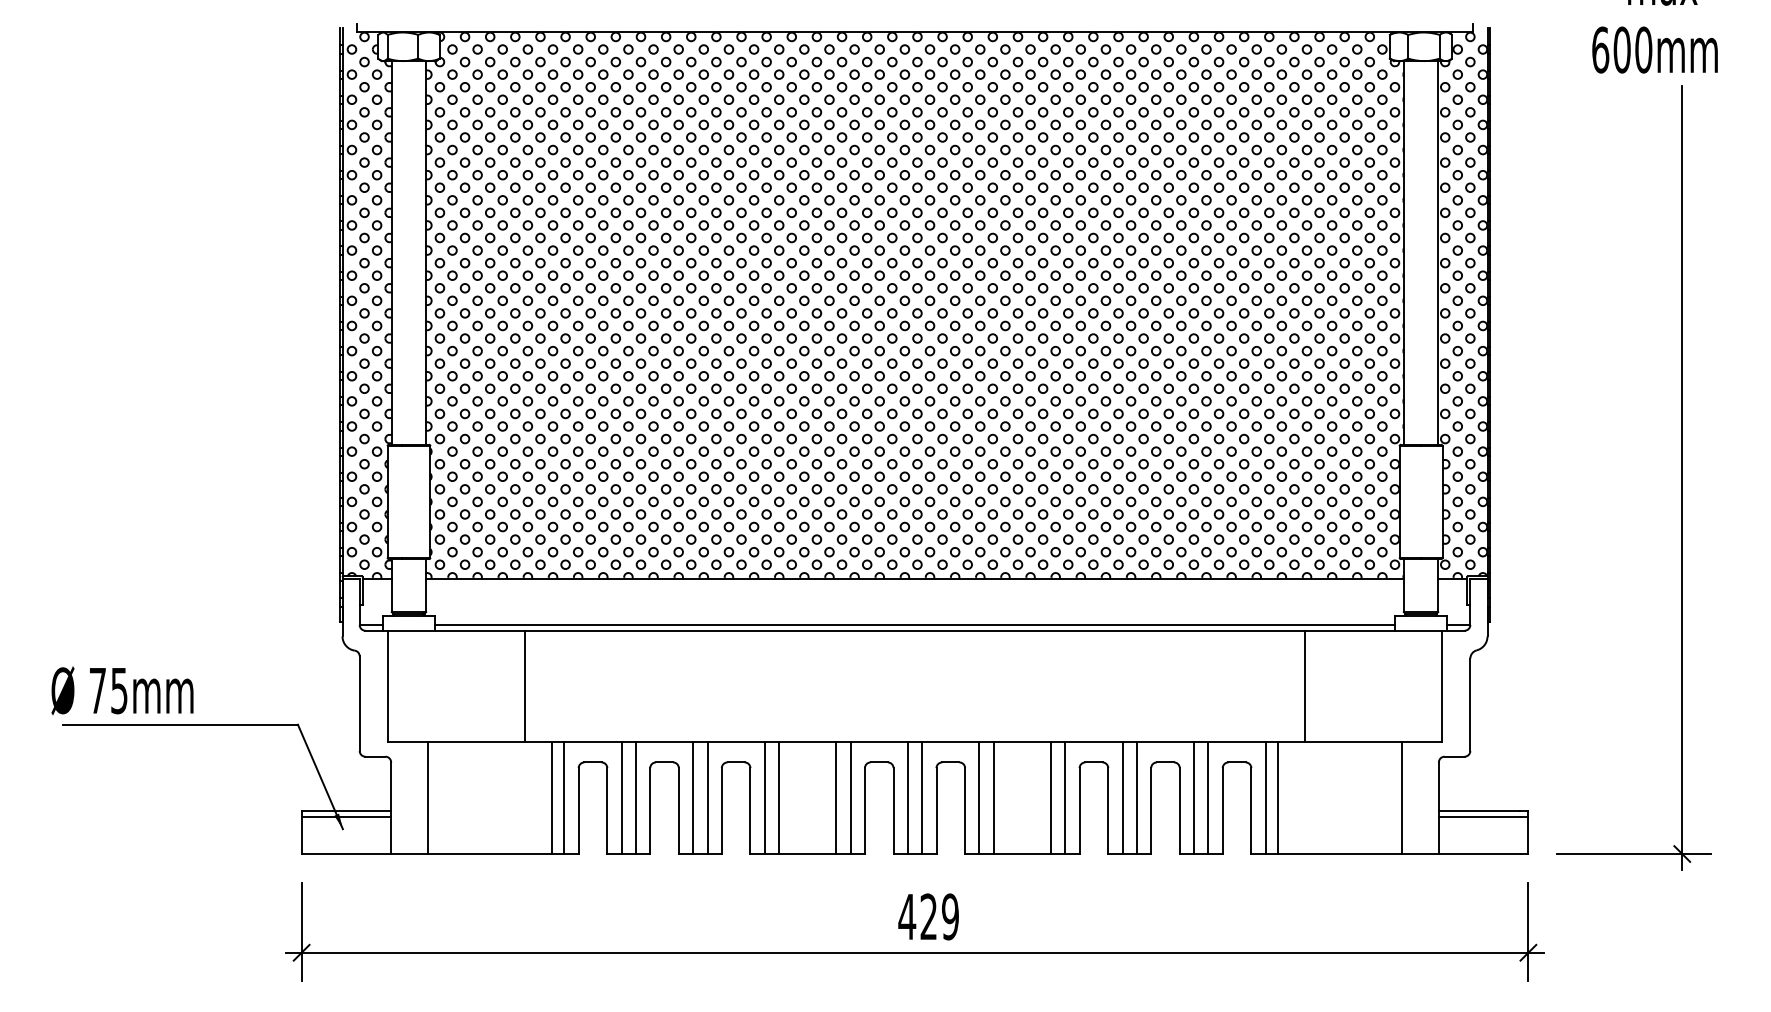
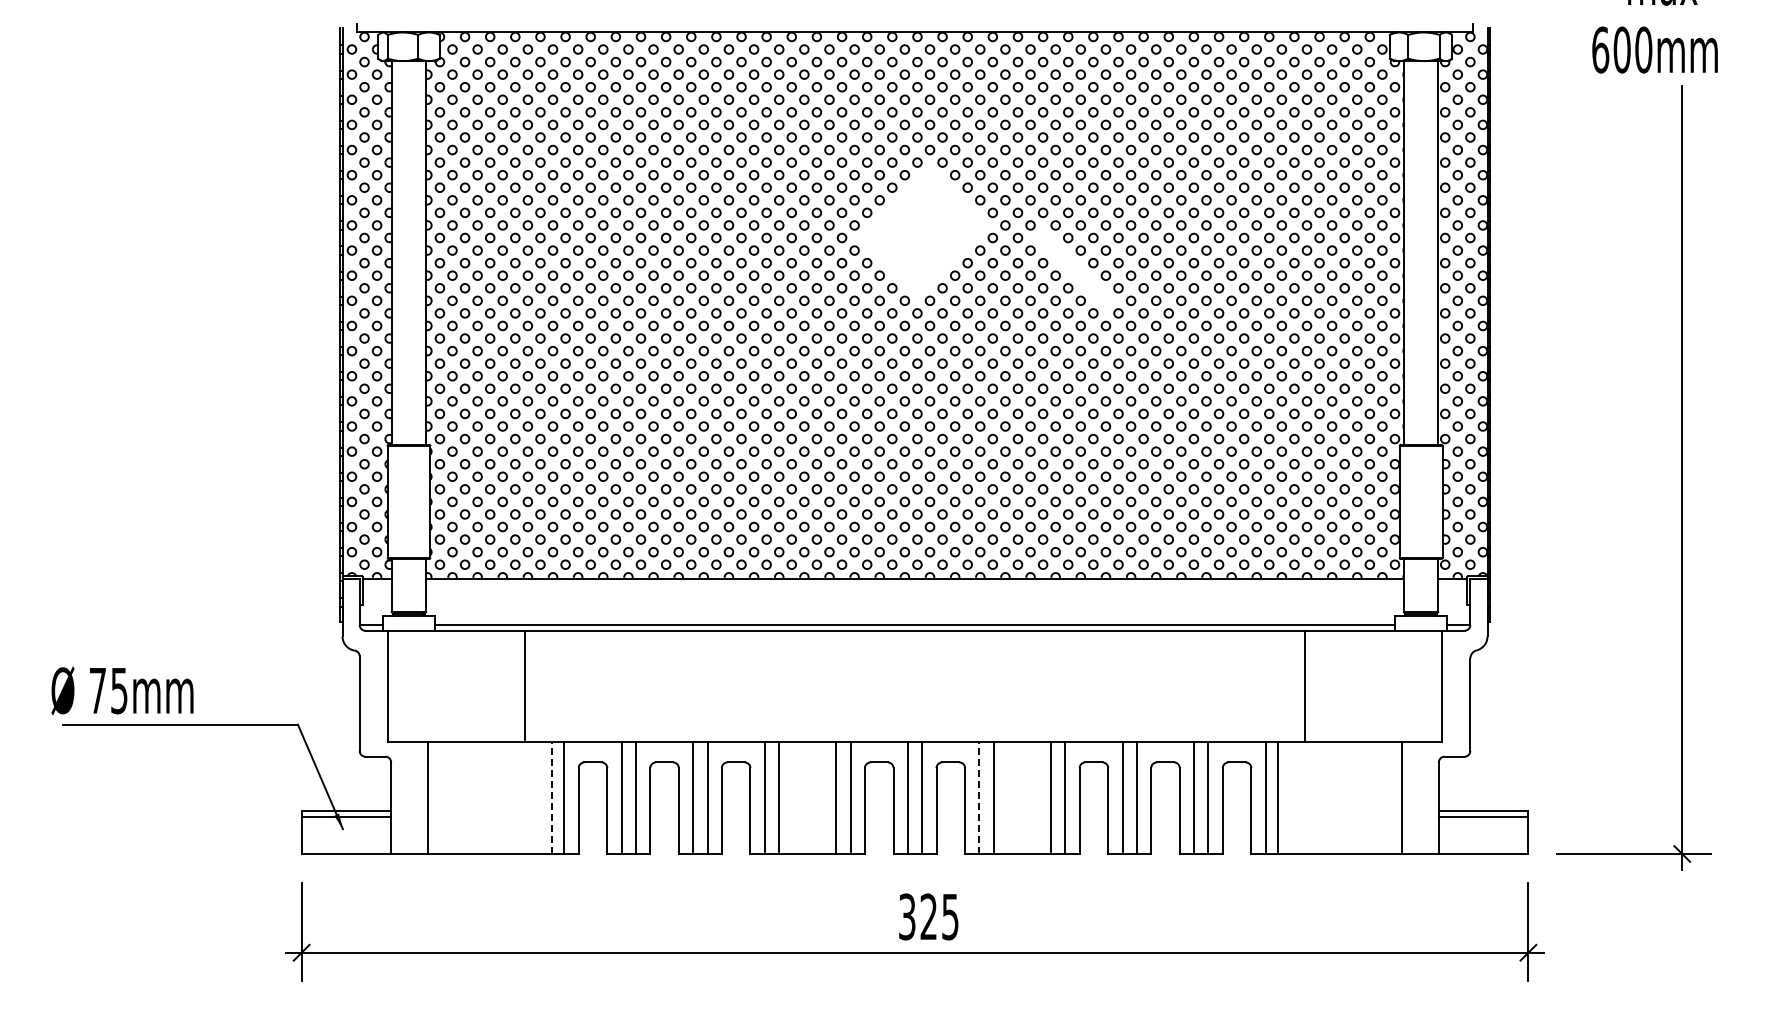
part: present -> none (923, 231)
part: present -> none (1074, 268)
line: solid -> dashed (551, 798)
line: solid -> dashed (979, 798)
text: 429 -> 325 (928, 916)
